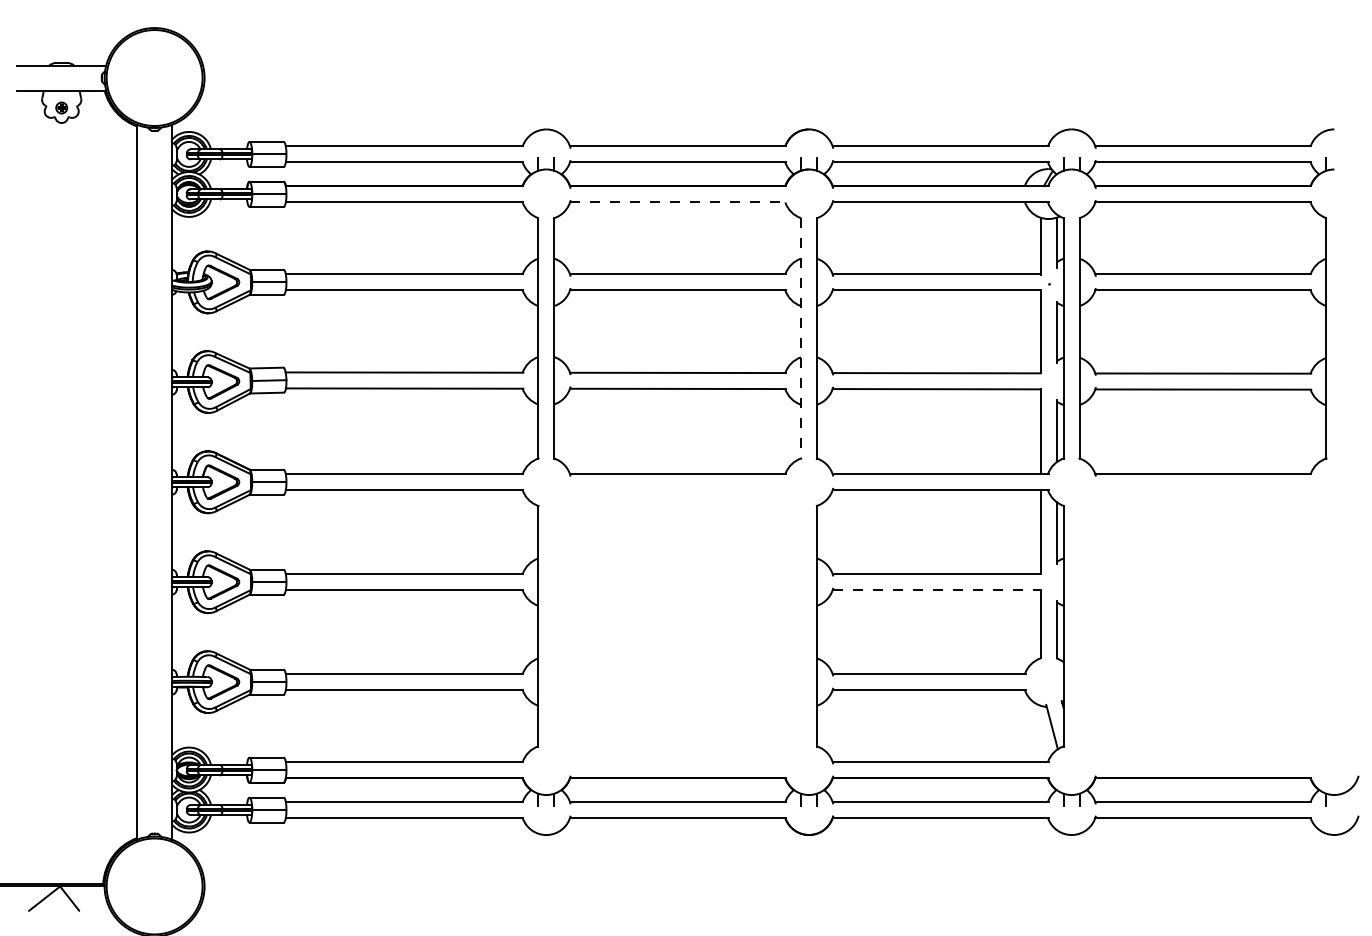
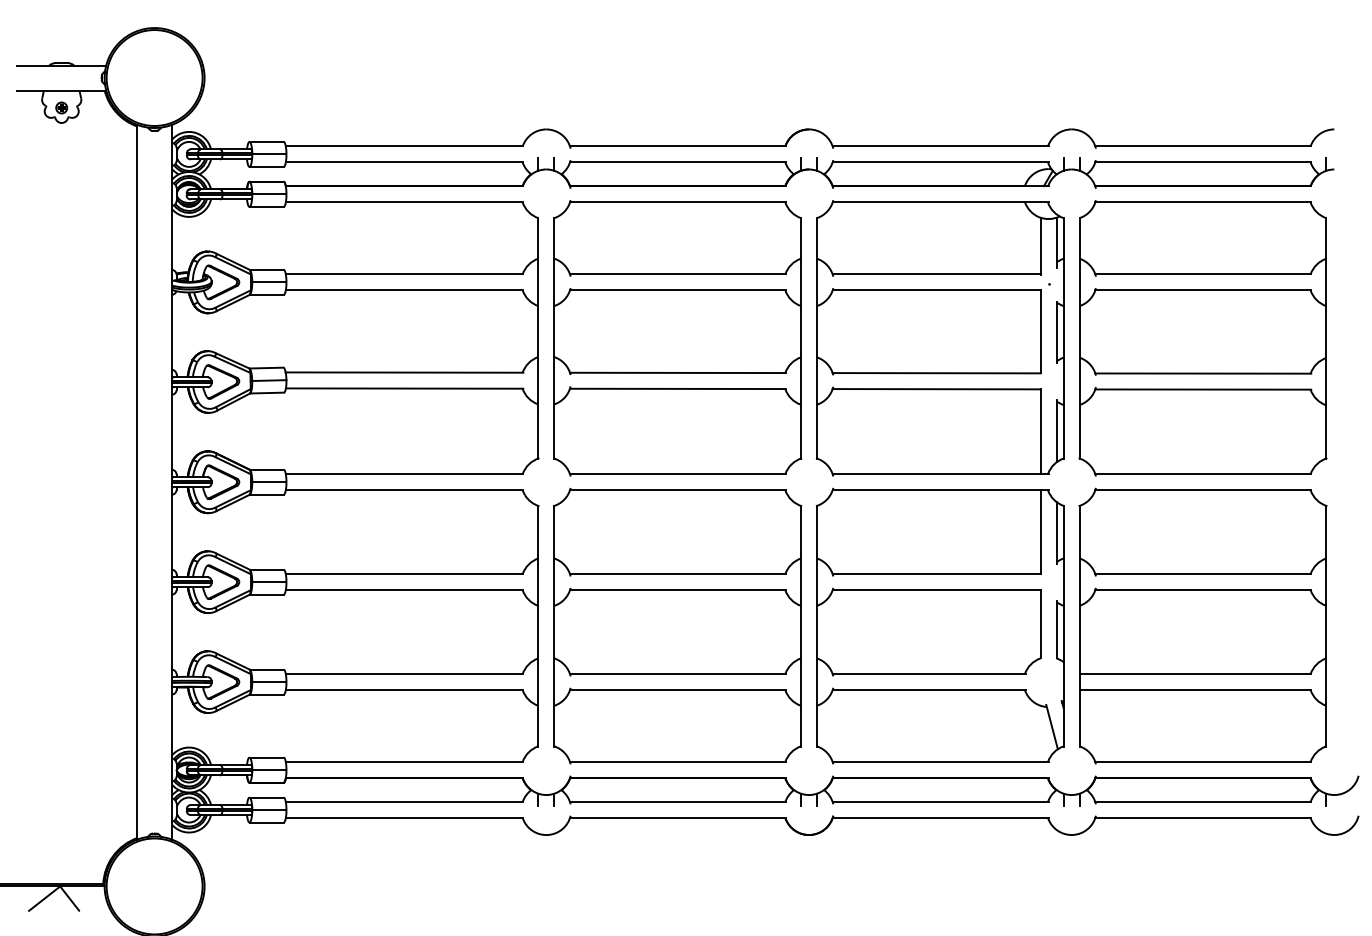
line: dashed -> solid (678, 202)
line: dashed -> solid (801, 338)
line: dashed -> solid (936, 590)
part: none -> present (1202, 625)
part: none -> present (677, 626)
